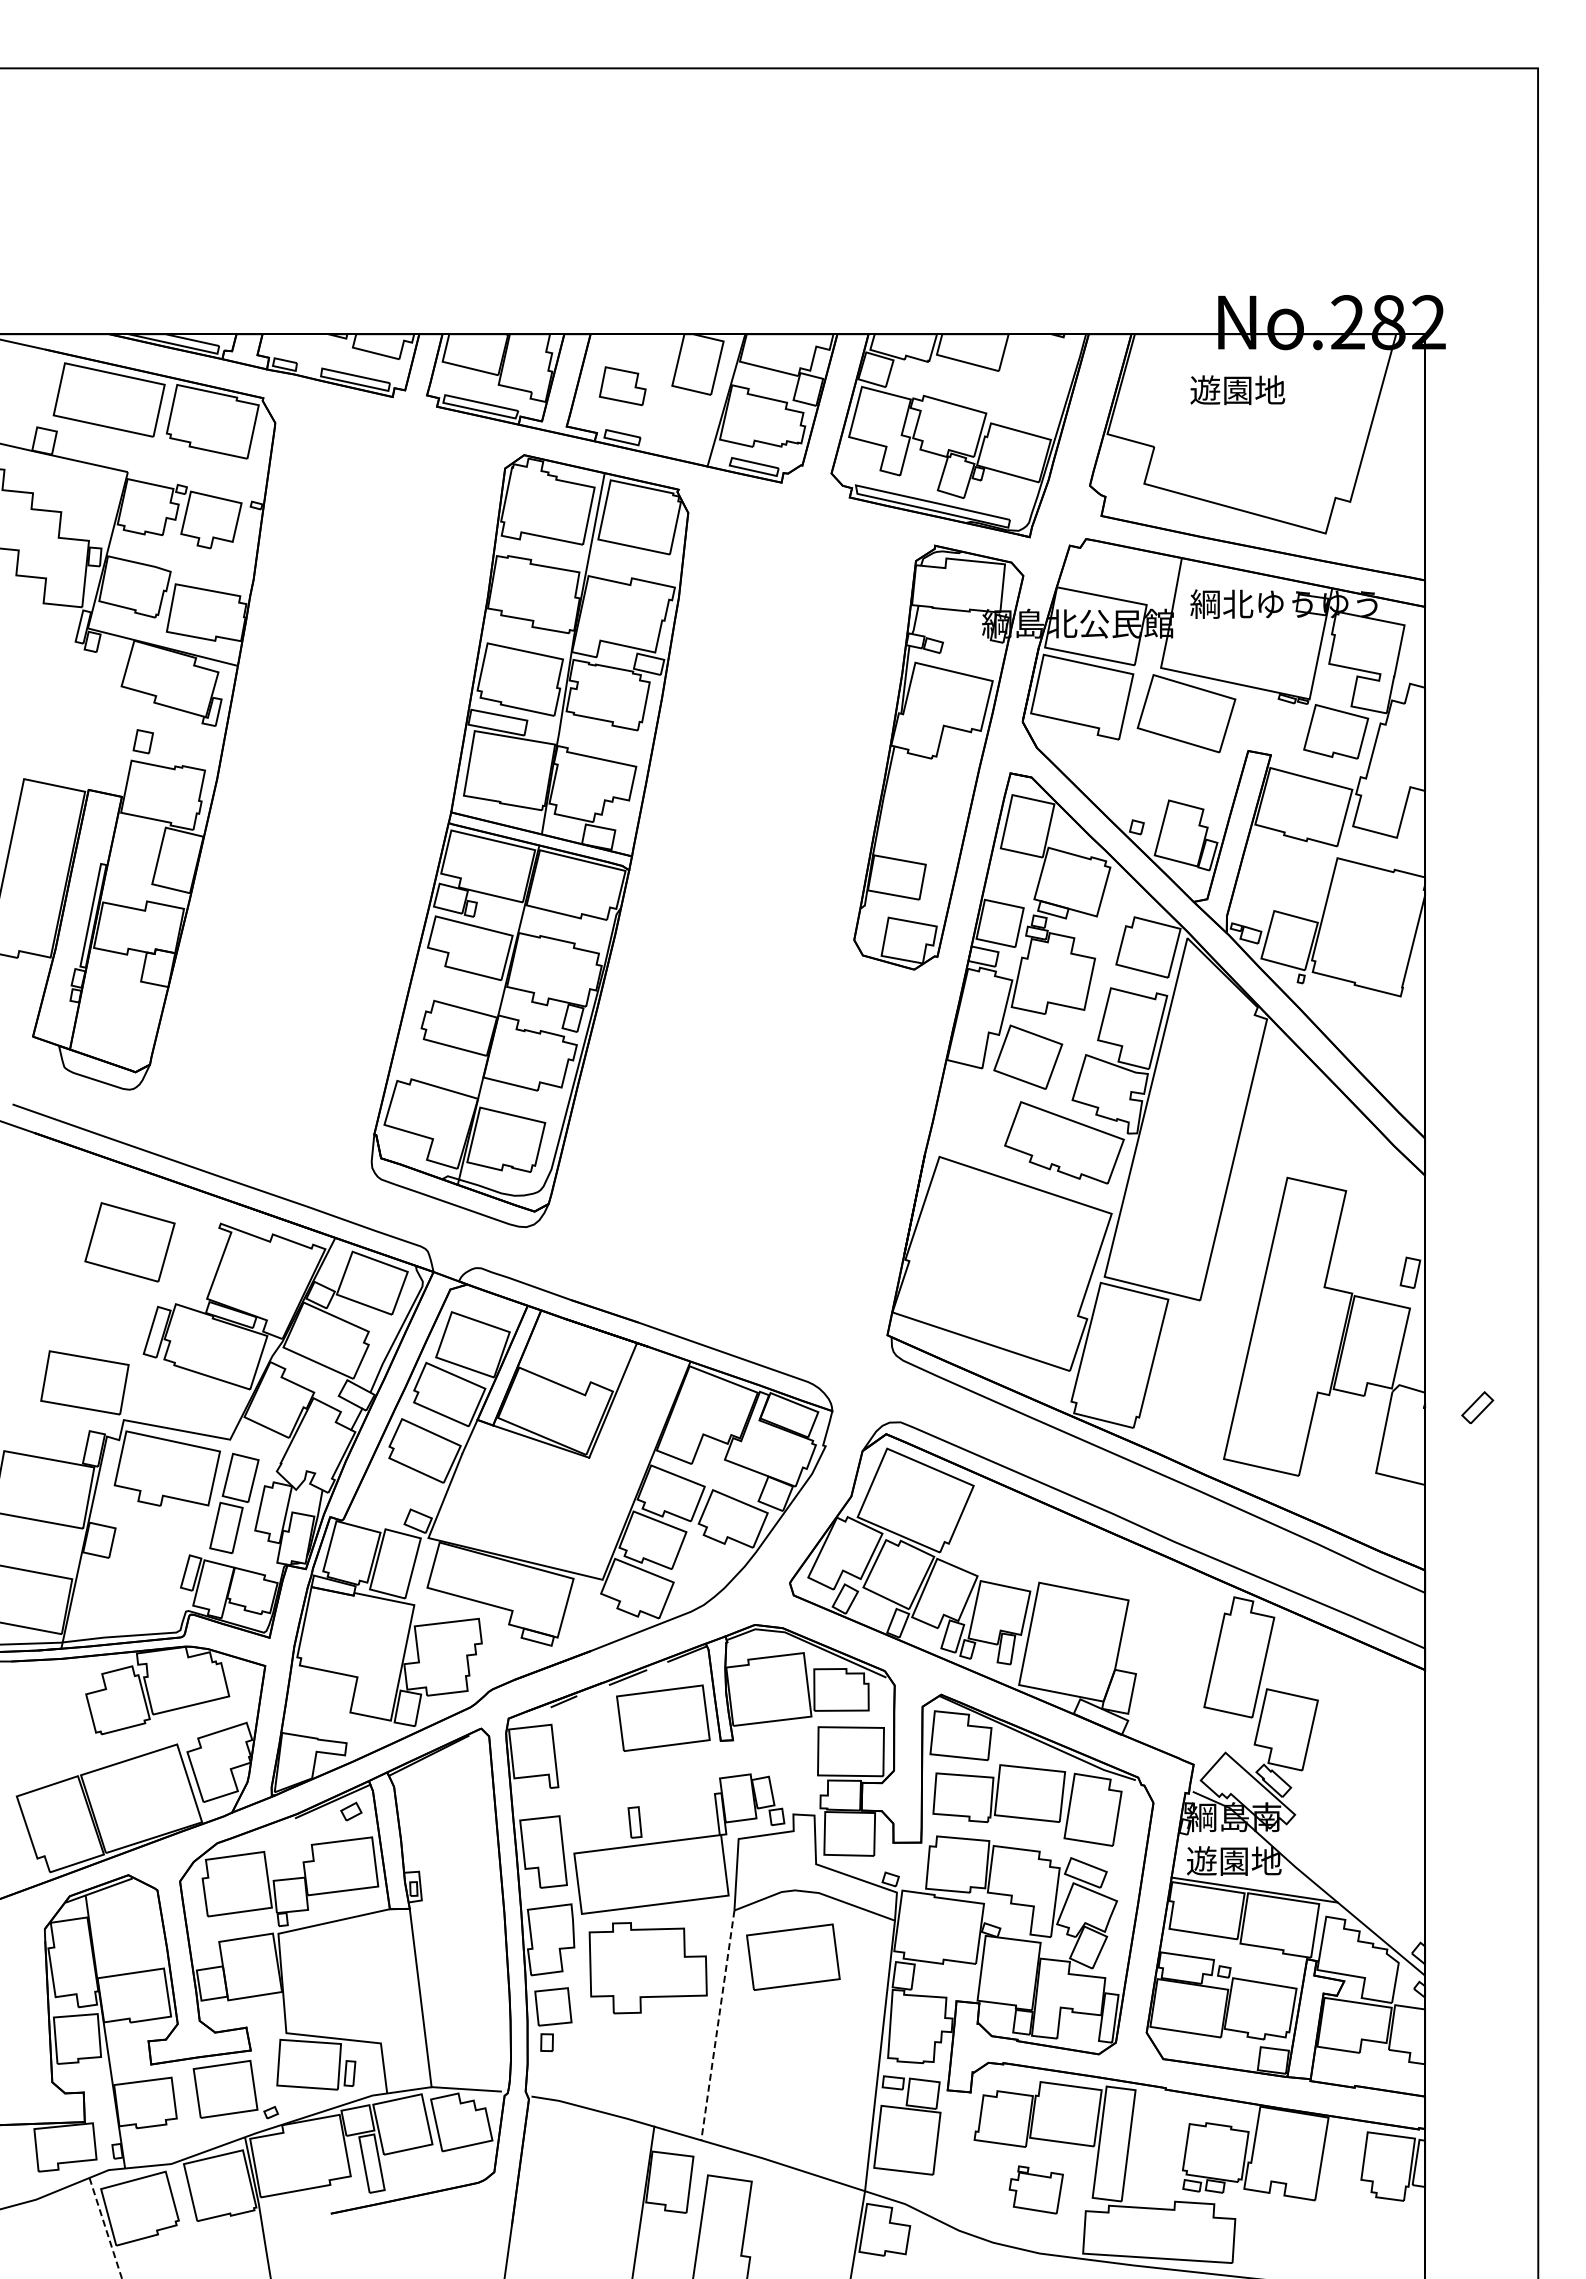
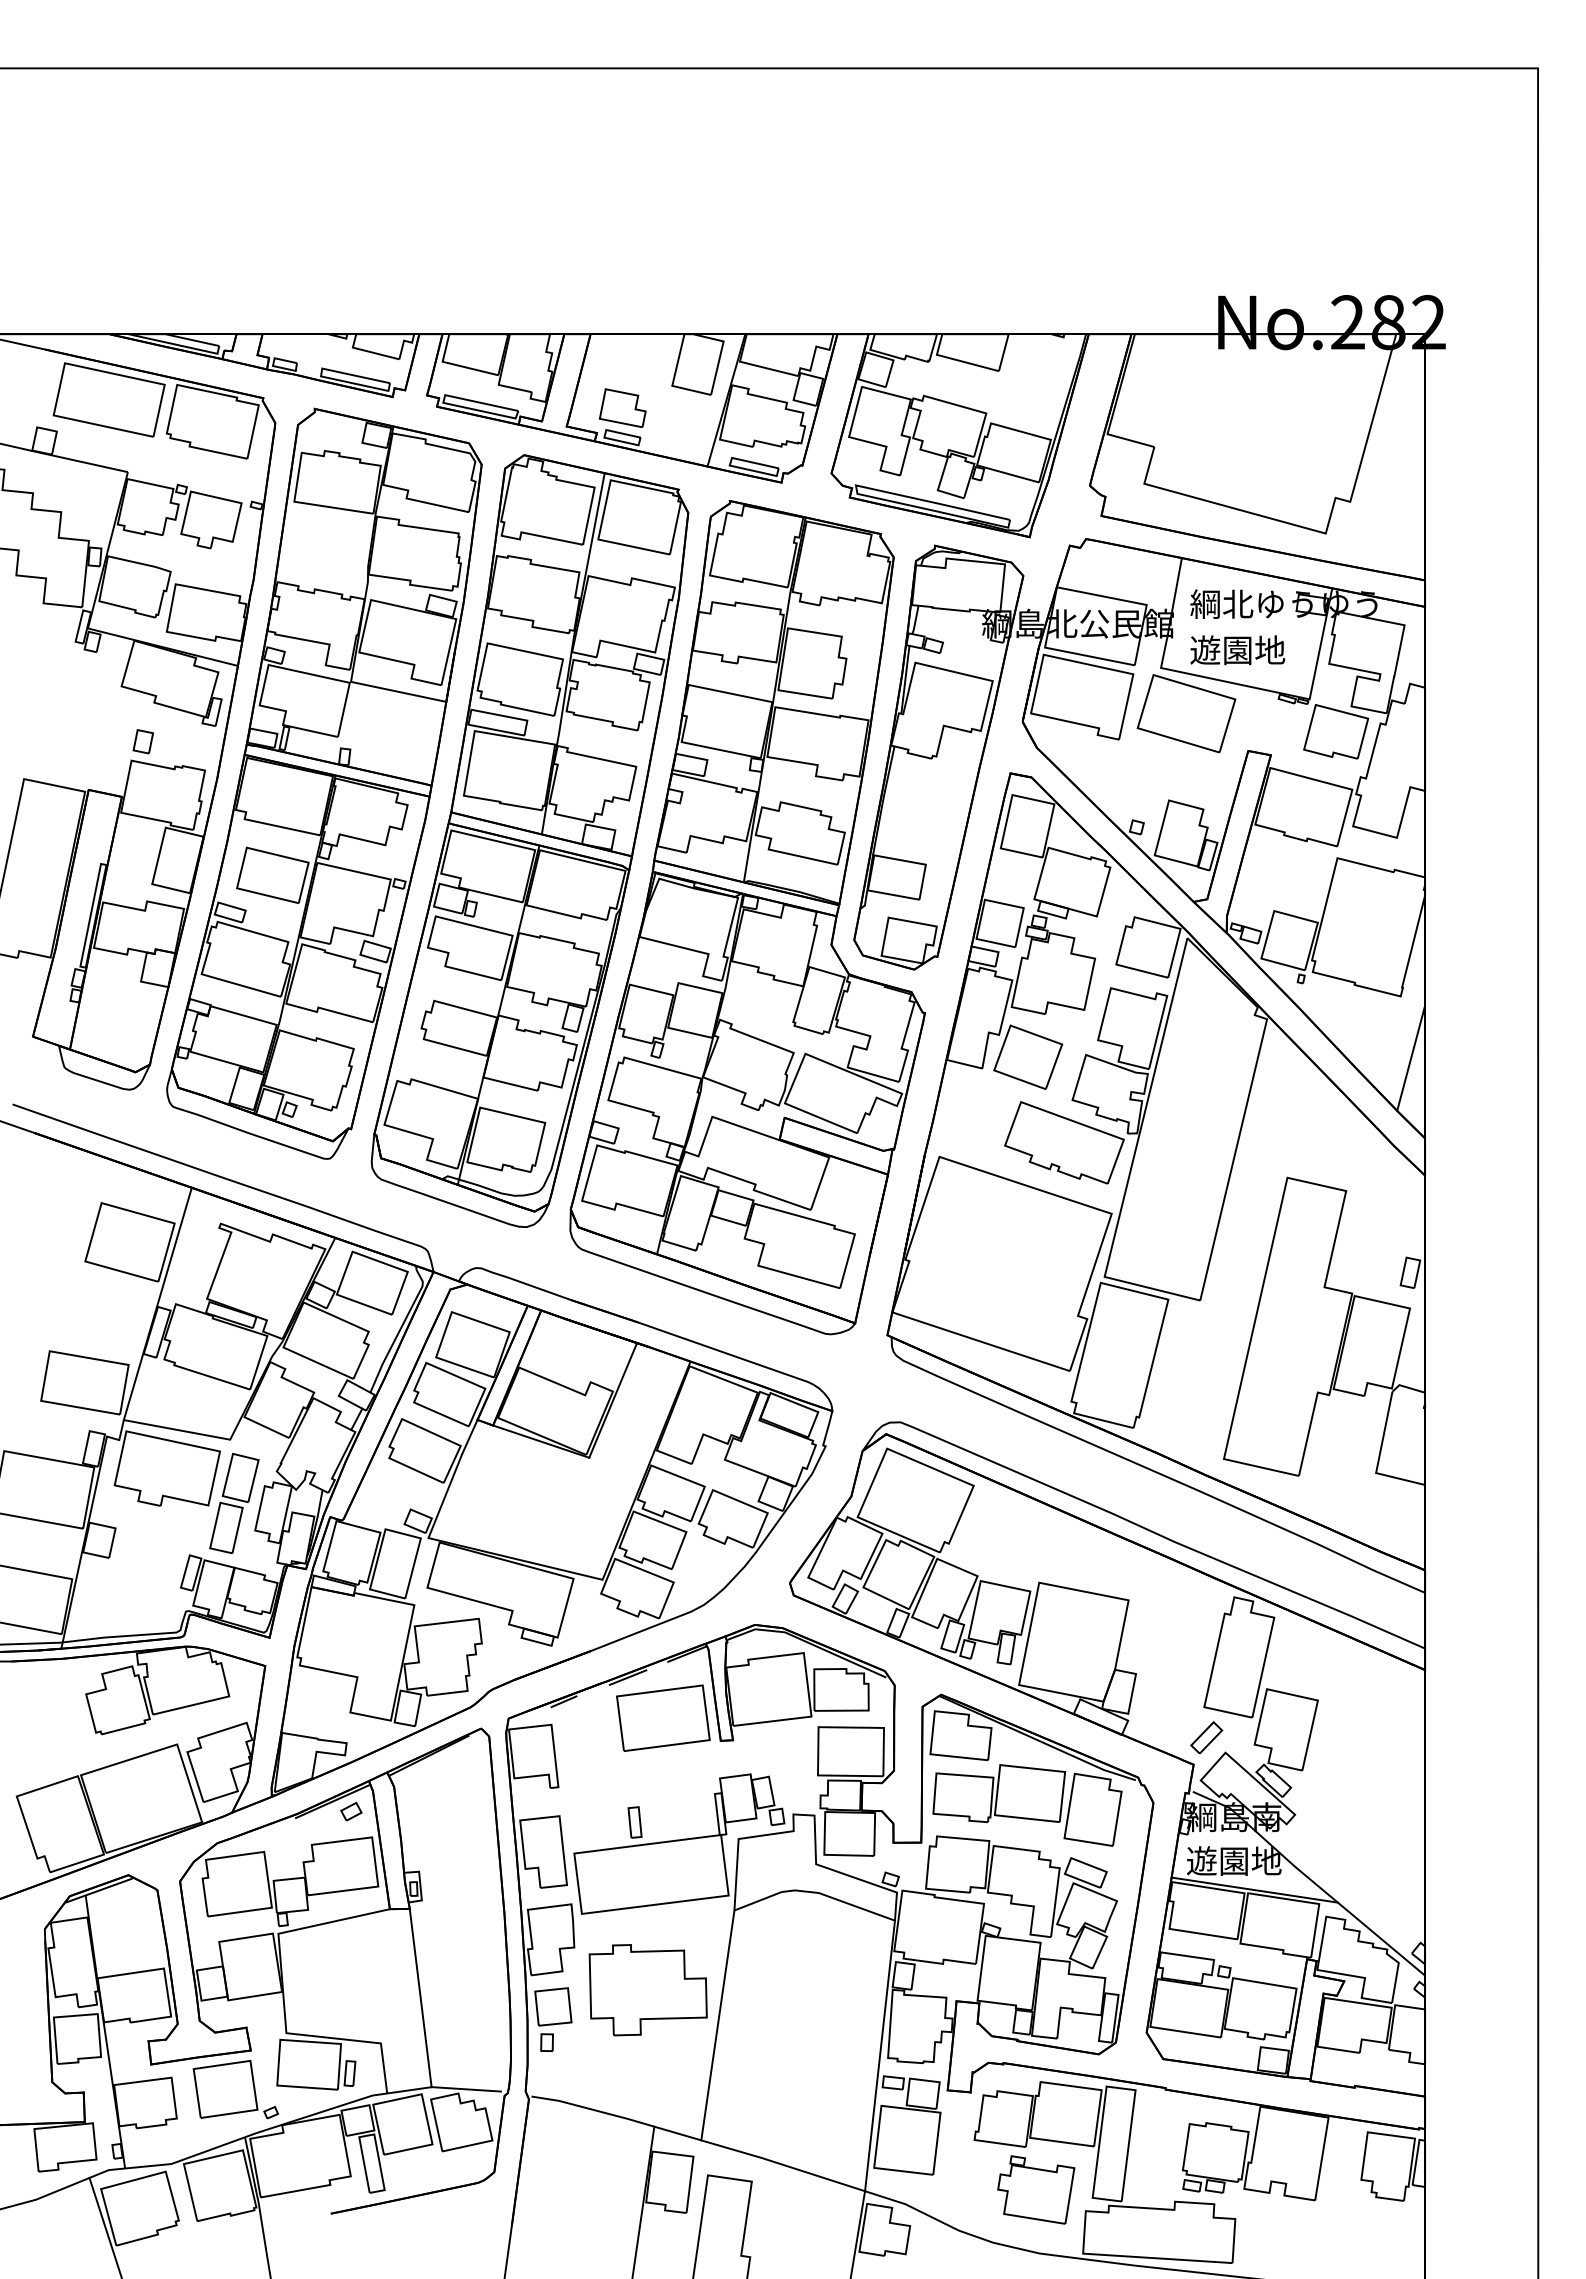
part position: (622, 385) -> (622, 407) (622, 407)
text position: (1237, 390) -> (1237, 650) (1237, 650)
part: none -> present (324, 783)
part: none -> present (747, 917)
line: none -> present (1411, 1057)
line: none -> present (157, 1303)
part position: (1477, 1407) -> (1206, 1737) (1206, 1737)
part: present -> none (793, 1956)
part position: (647, 1968) -> (647, 1990) (647, 1990)
line: dashed -> solid (717, 2025)
part size: 56x50 px -> 79x70 px (1036, 2189)
line: dashed -> solid (105, 2228)
